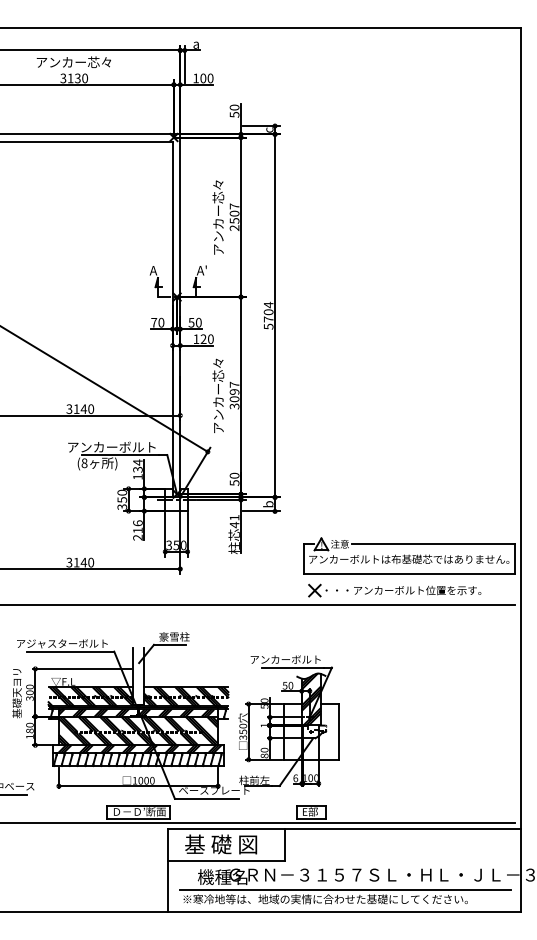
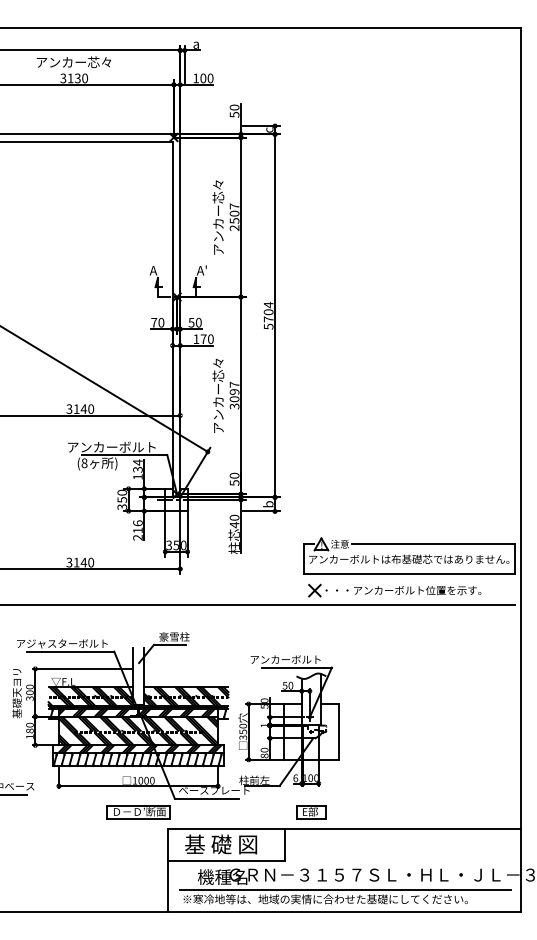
text: 120 -> 170 (203, 338)
text: 41 -> 40 (234, 517)
hatch: present -> none (310, 699)
line: present -> none (258, 822)
